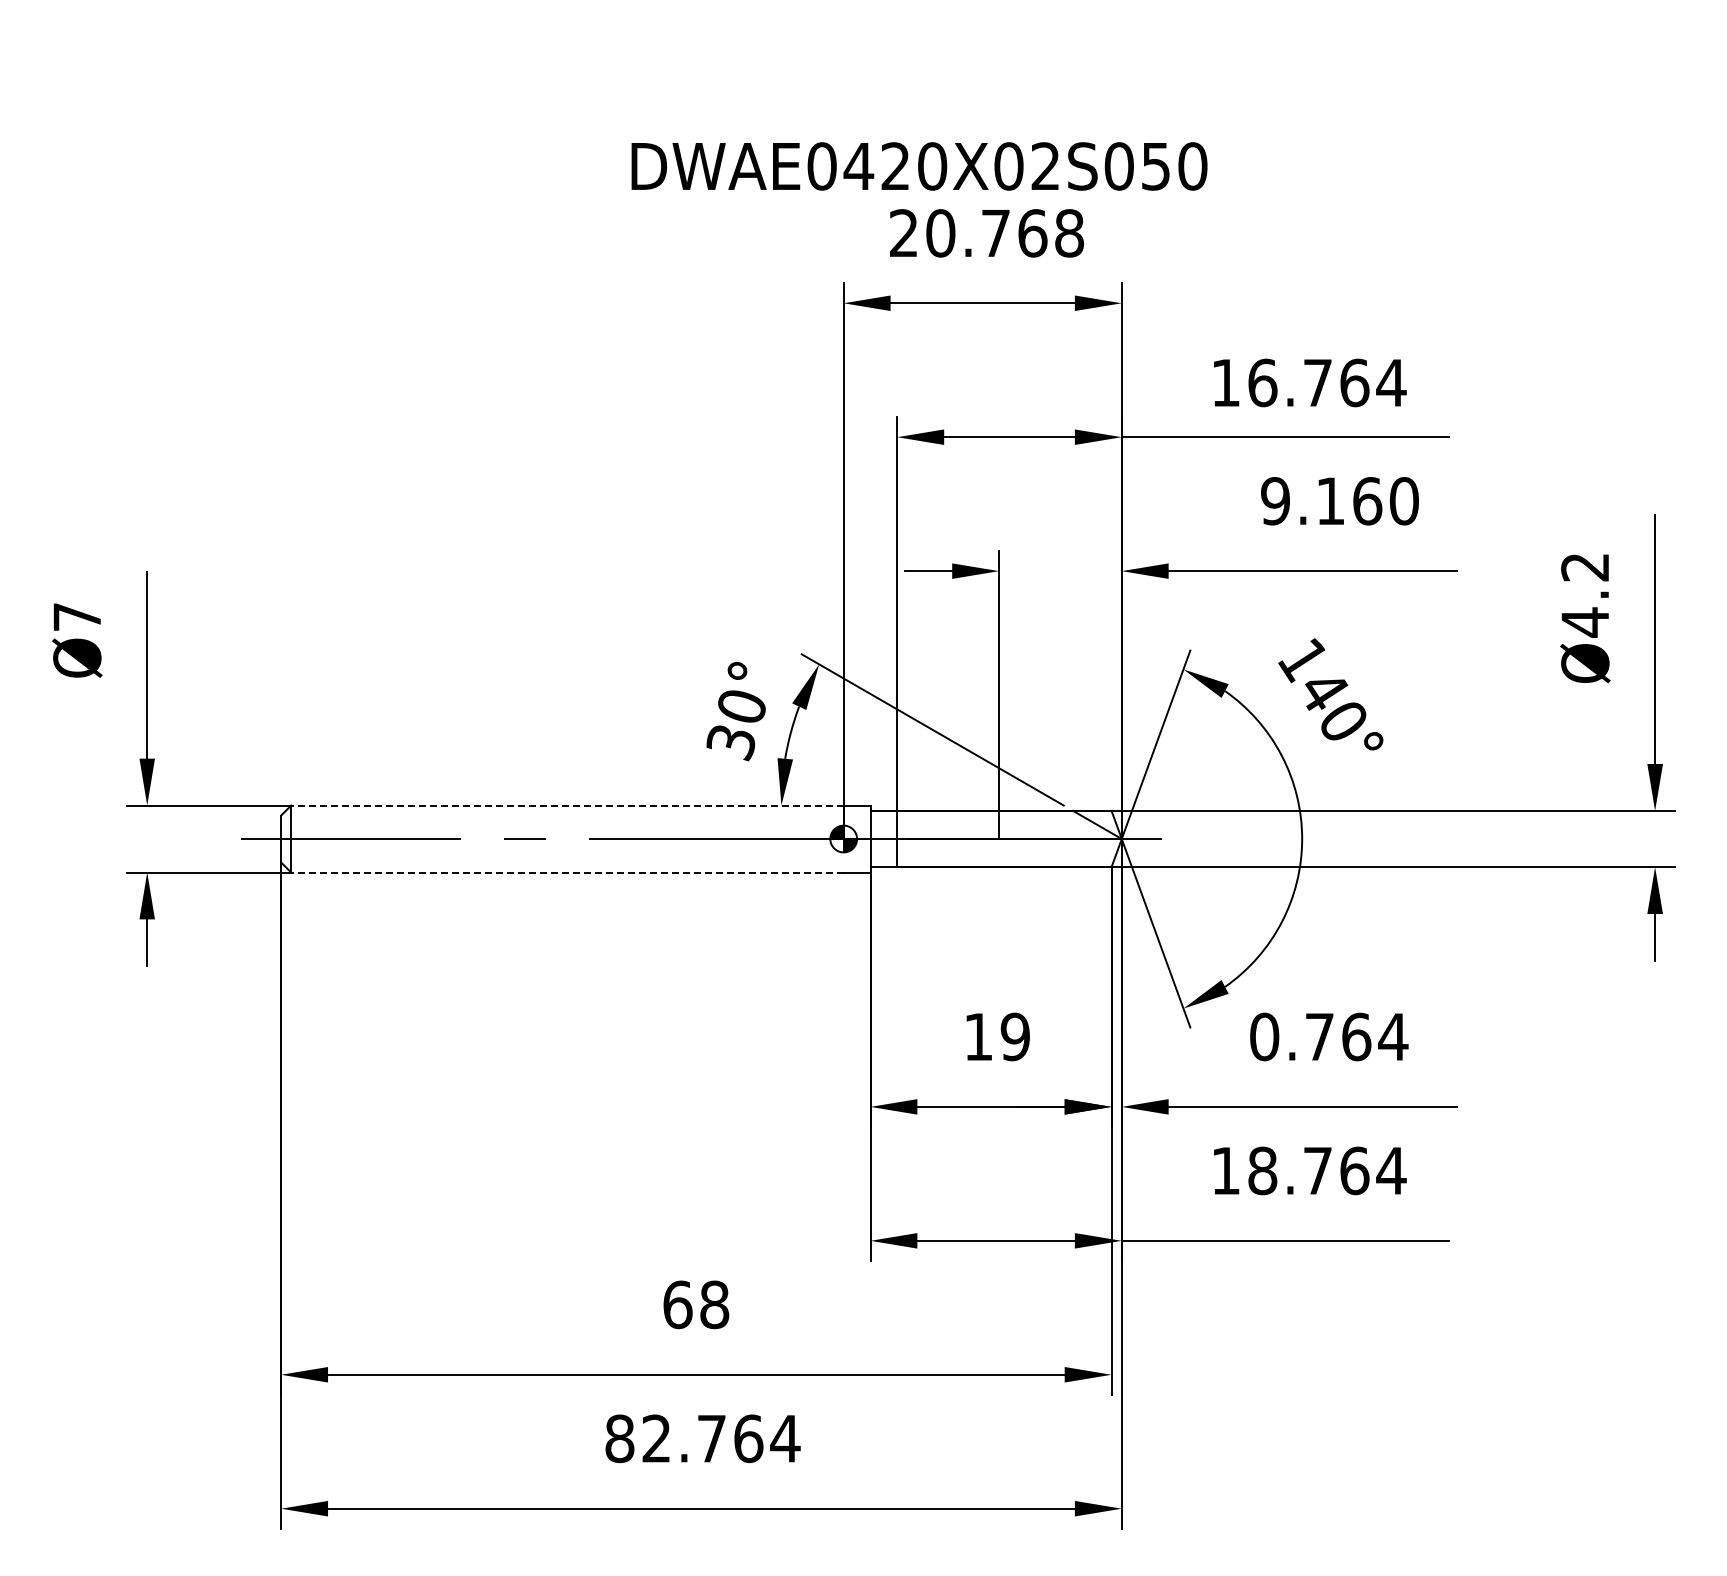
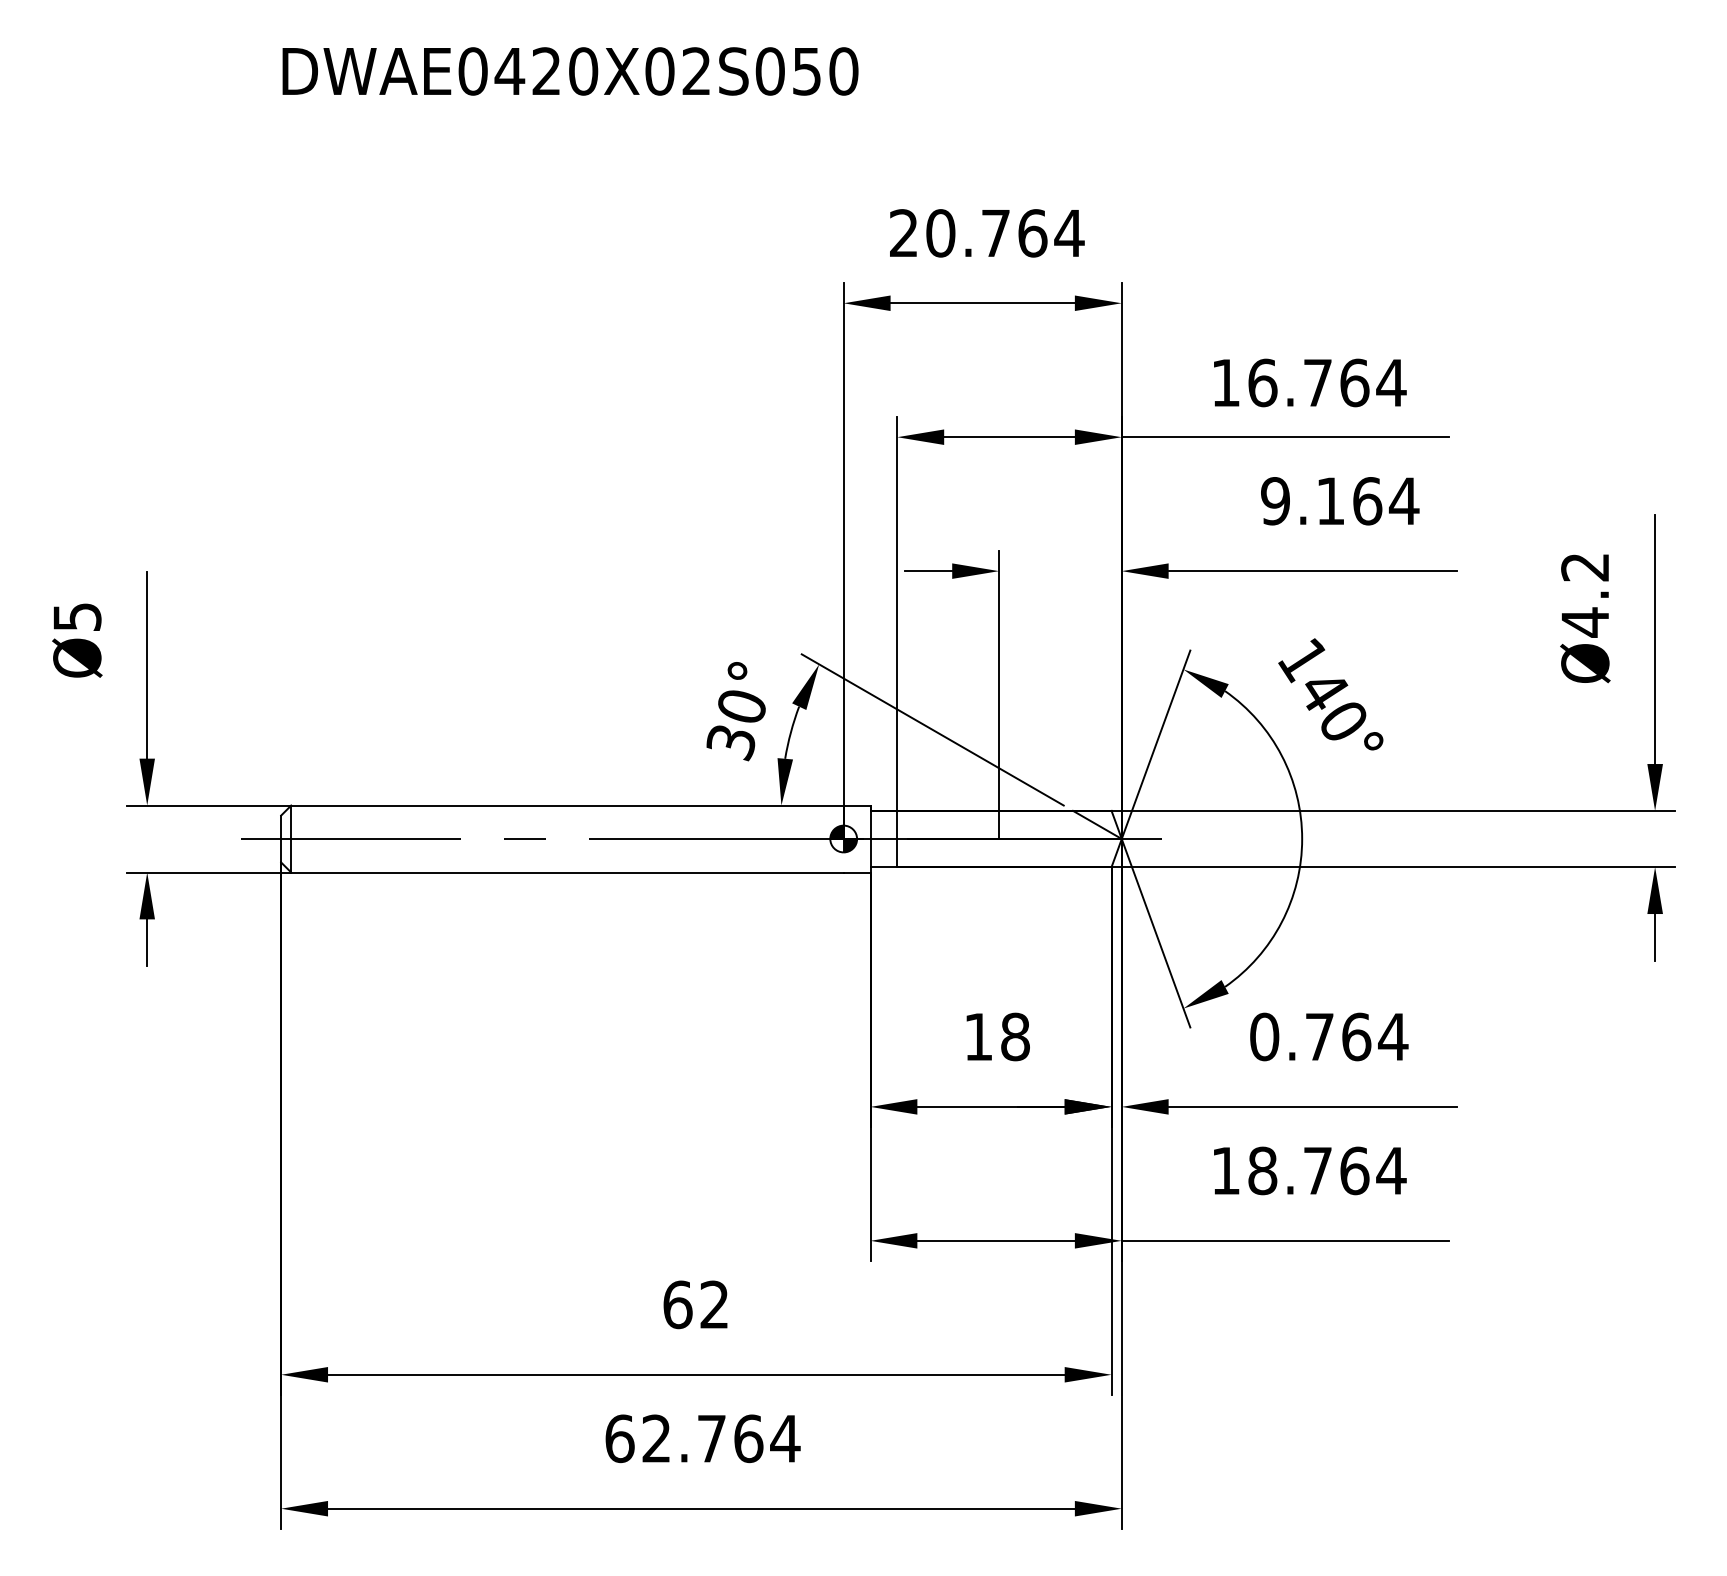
text position: (919, 166) -> (570, 71) (570, 71)
text: 20.768 -> 20.764 (1069, 233)
text: 9.160 -> 9.164 (1403, 501)
text: Ø7 -> Ø5 (77, 616)
line: dashed -> solid (566, 805)
line: dashed -> solid (566, 872)
text: 19 -> 18 (1014, 1036)
text: 68 -> 62 (714, 1304)
text: 82.764 -> 62.764 (619, 1438)
